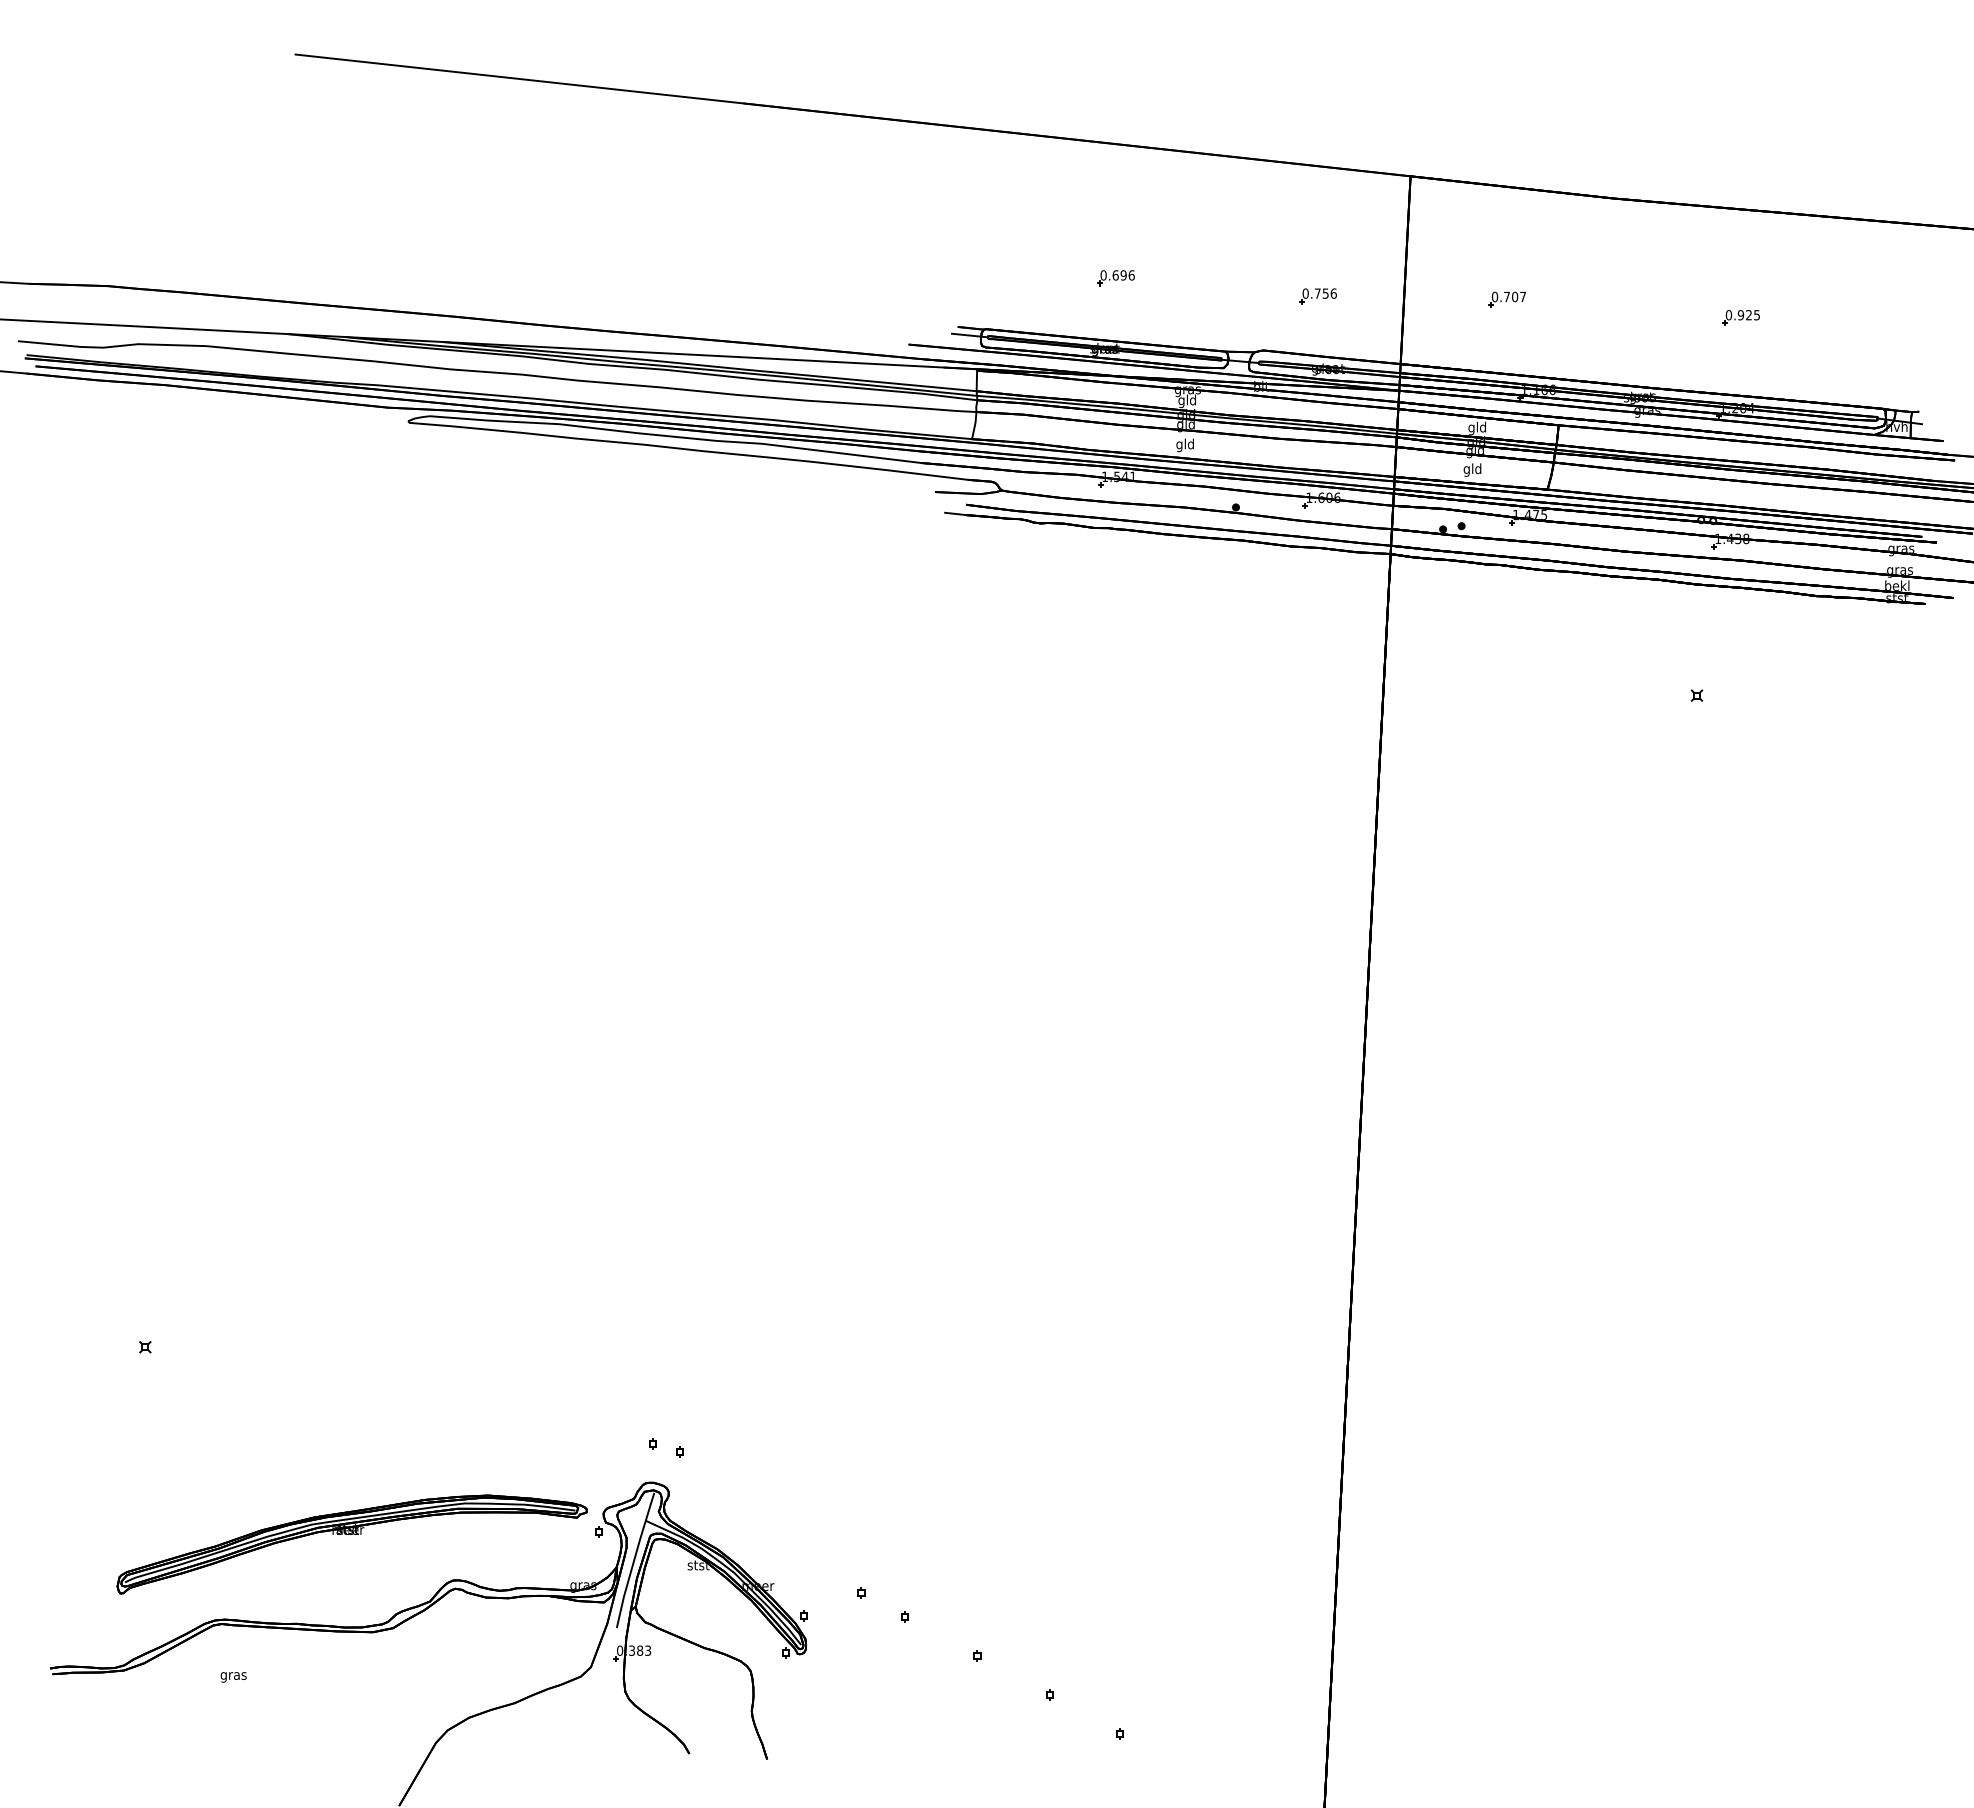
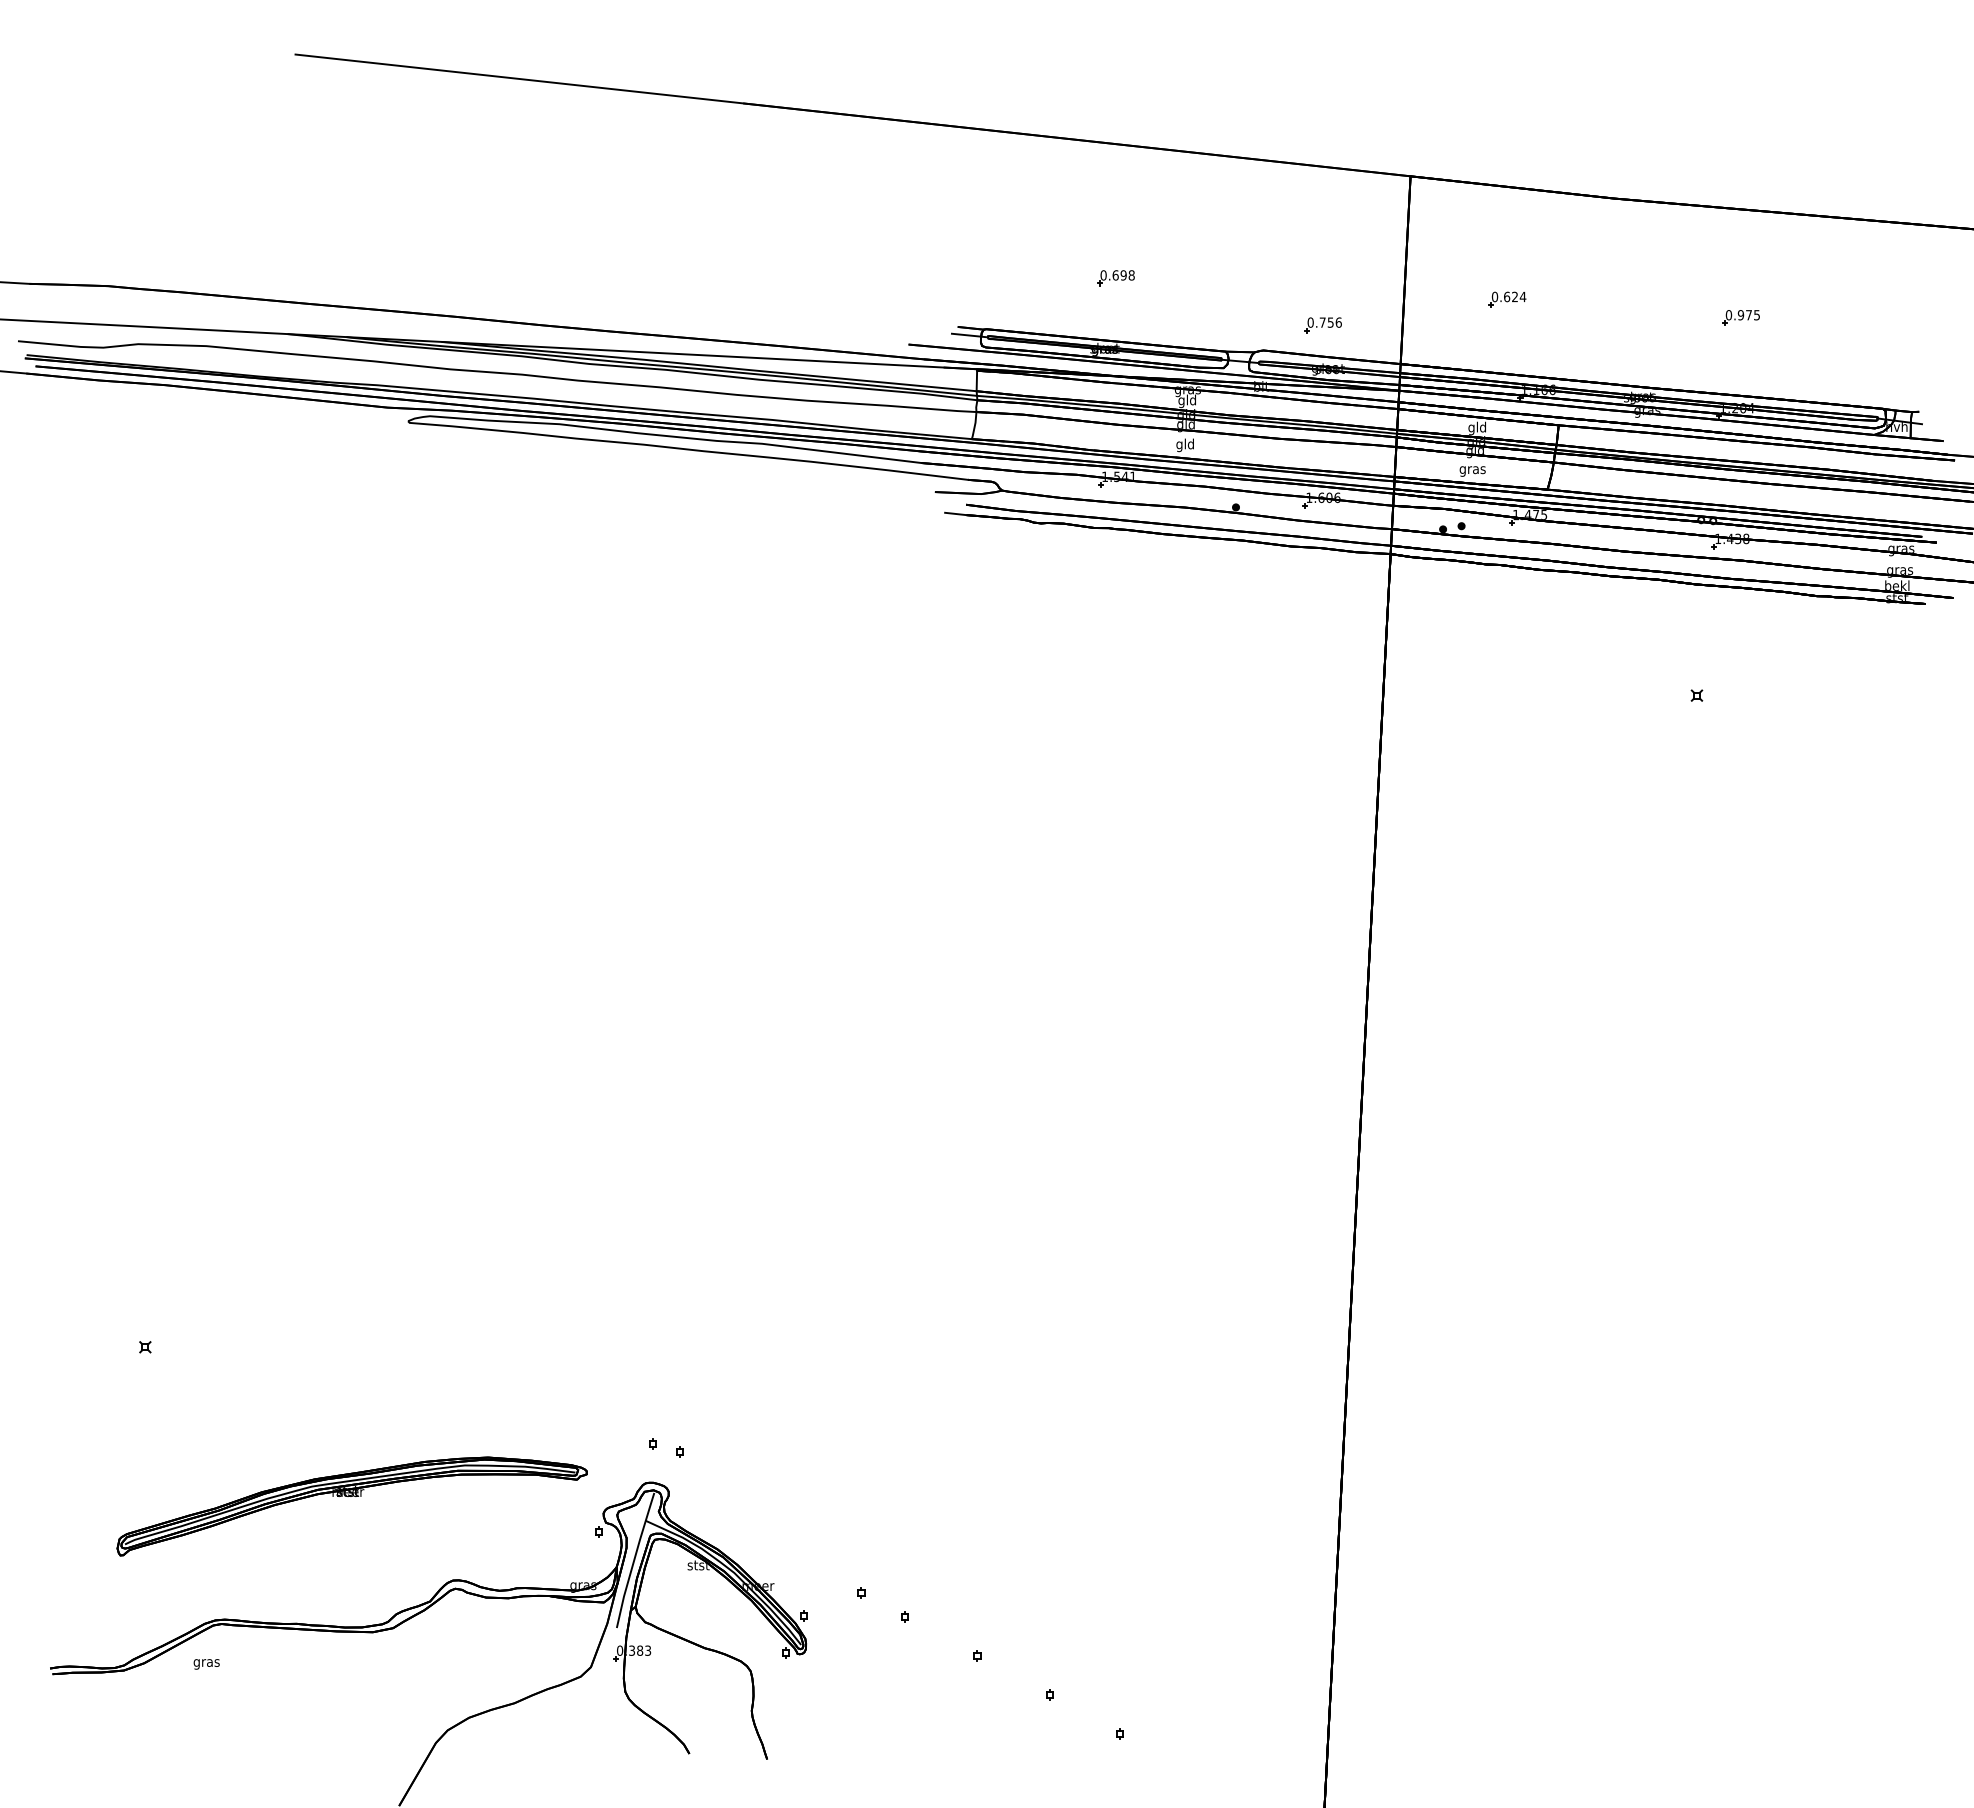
text: 0.696 -> 0.698 (1131, 275)
part position: (1317, 296) -> (1322, 325) (1322, 325)
text: 0.707 -> 0.624 (1515, 296)
text: 0.925 -> 0.975 (1748, 315)
text: gld -> gras (1472, 469)
part position: (351, 1534) -> (351, 1496) (351, 1496)
text position: (233, 1677) -> (206, 1664) (206, 1664)
